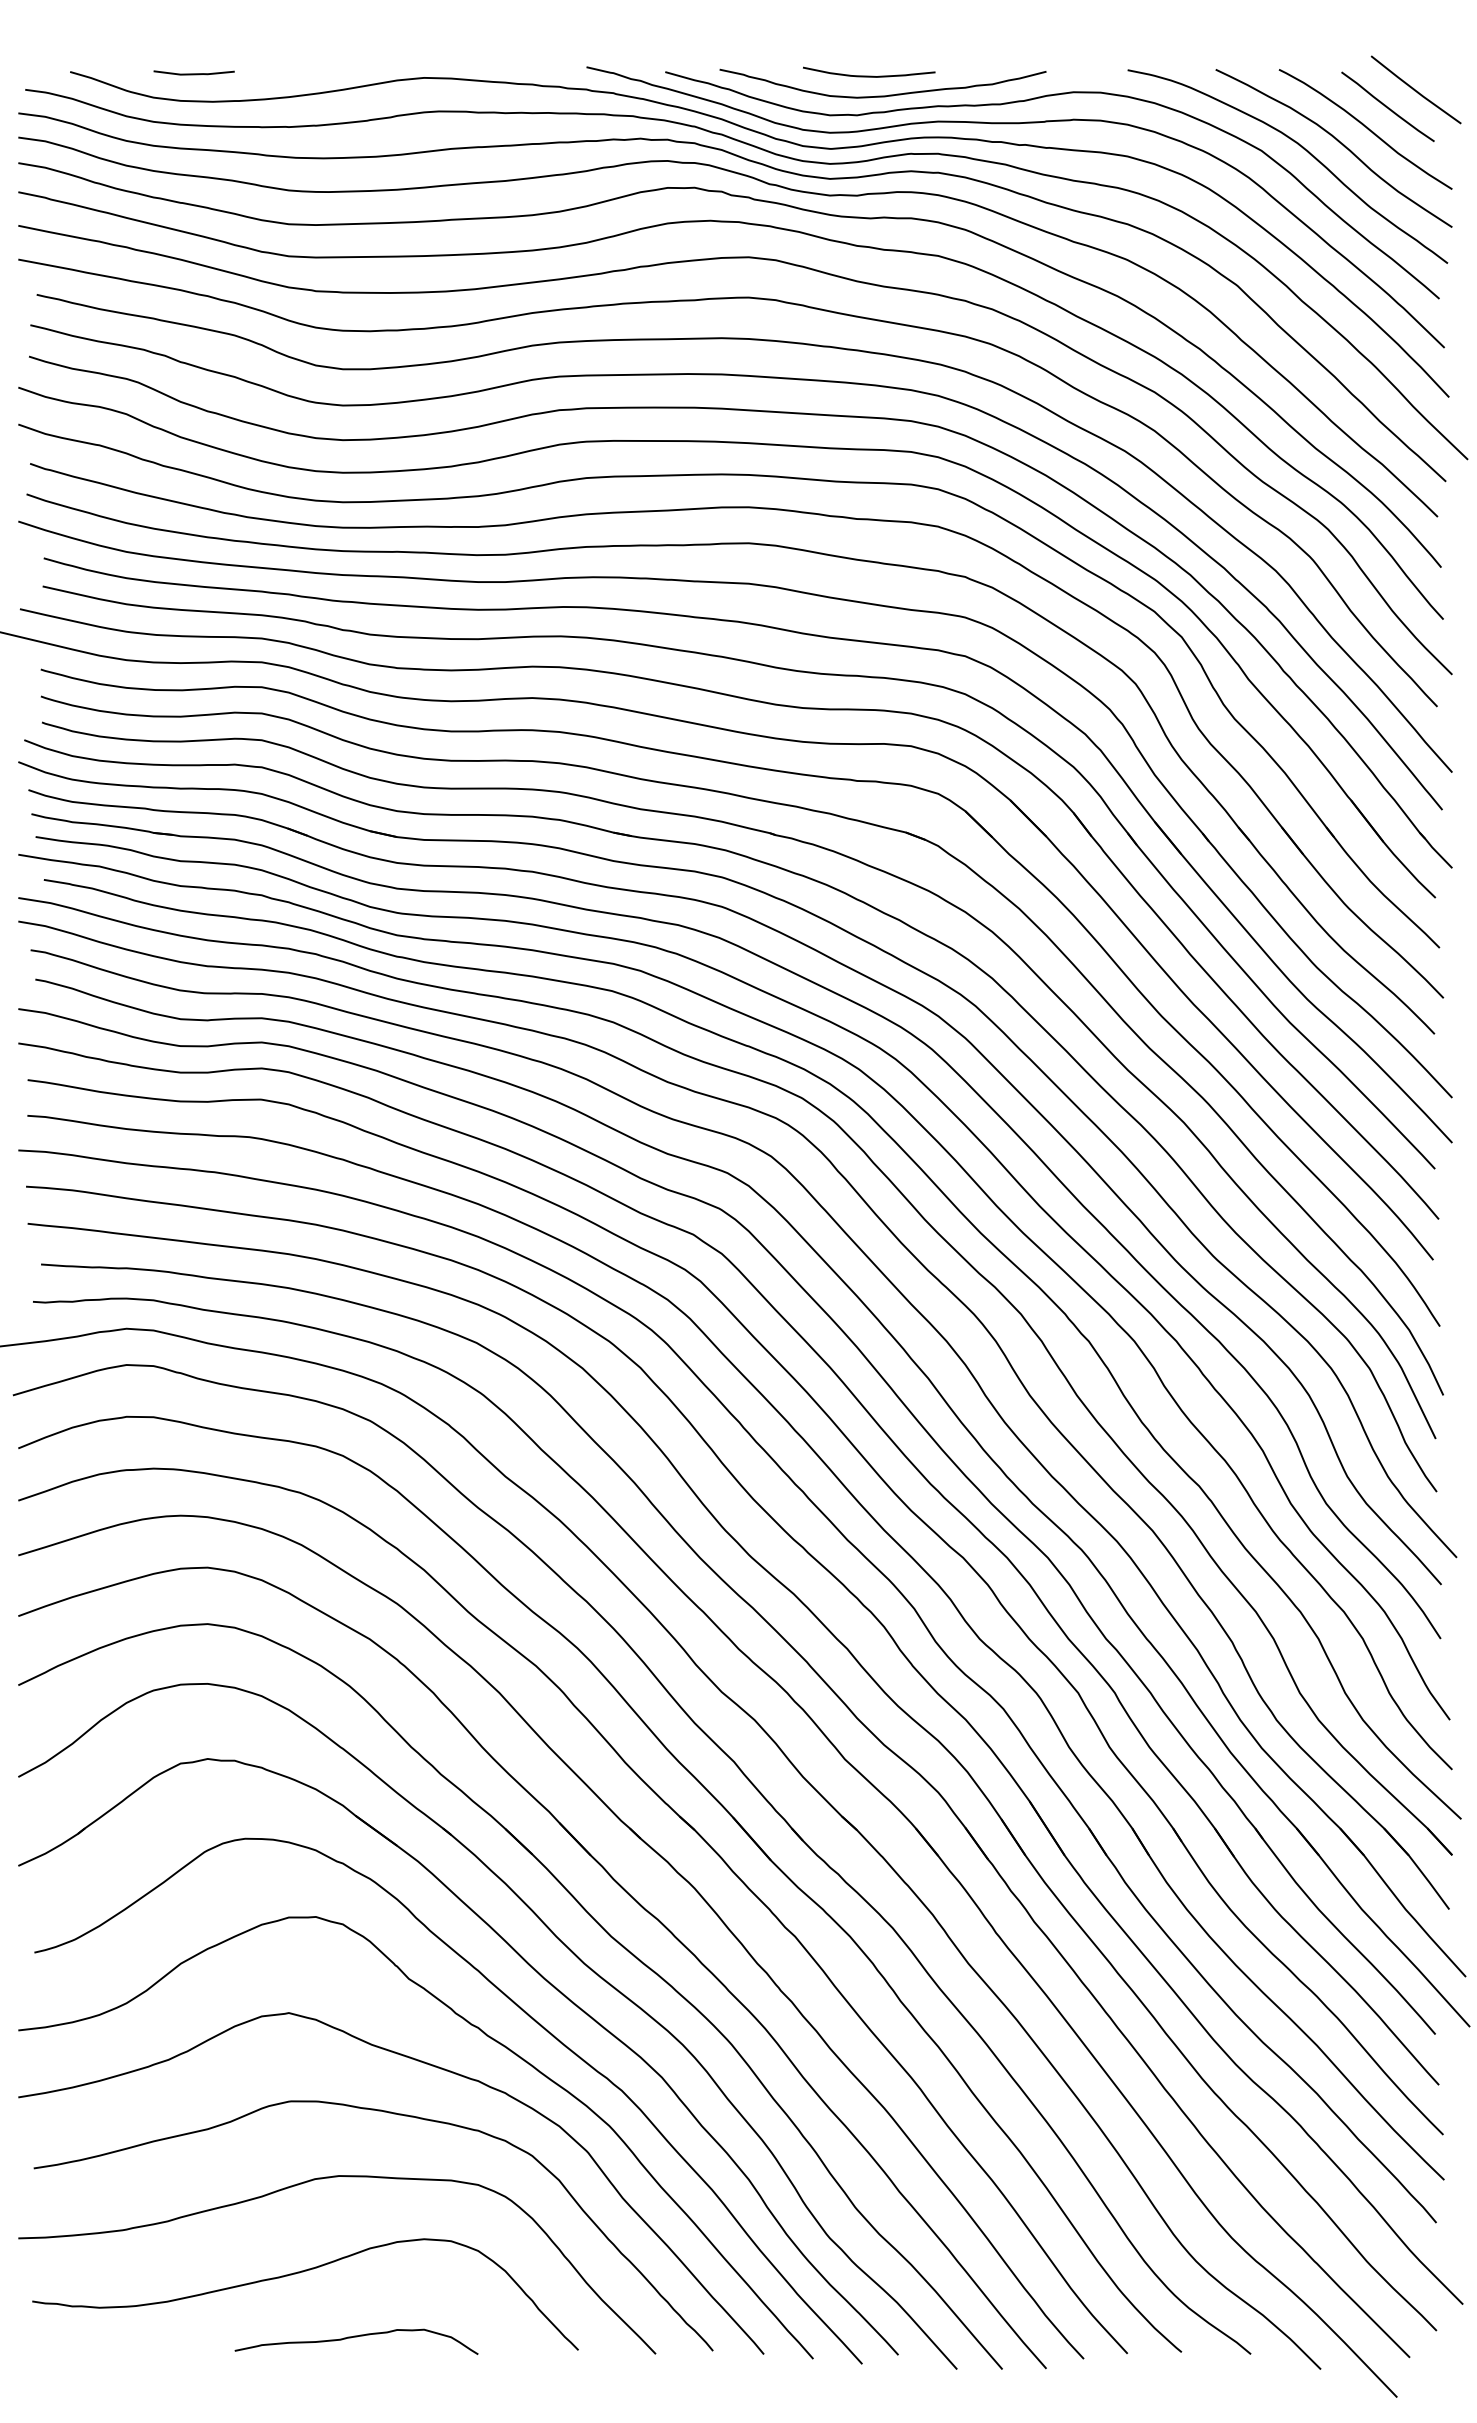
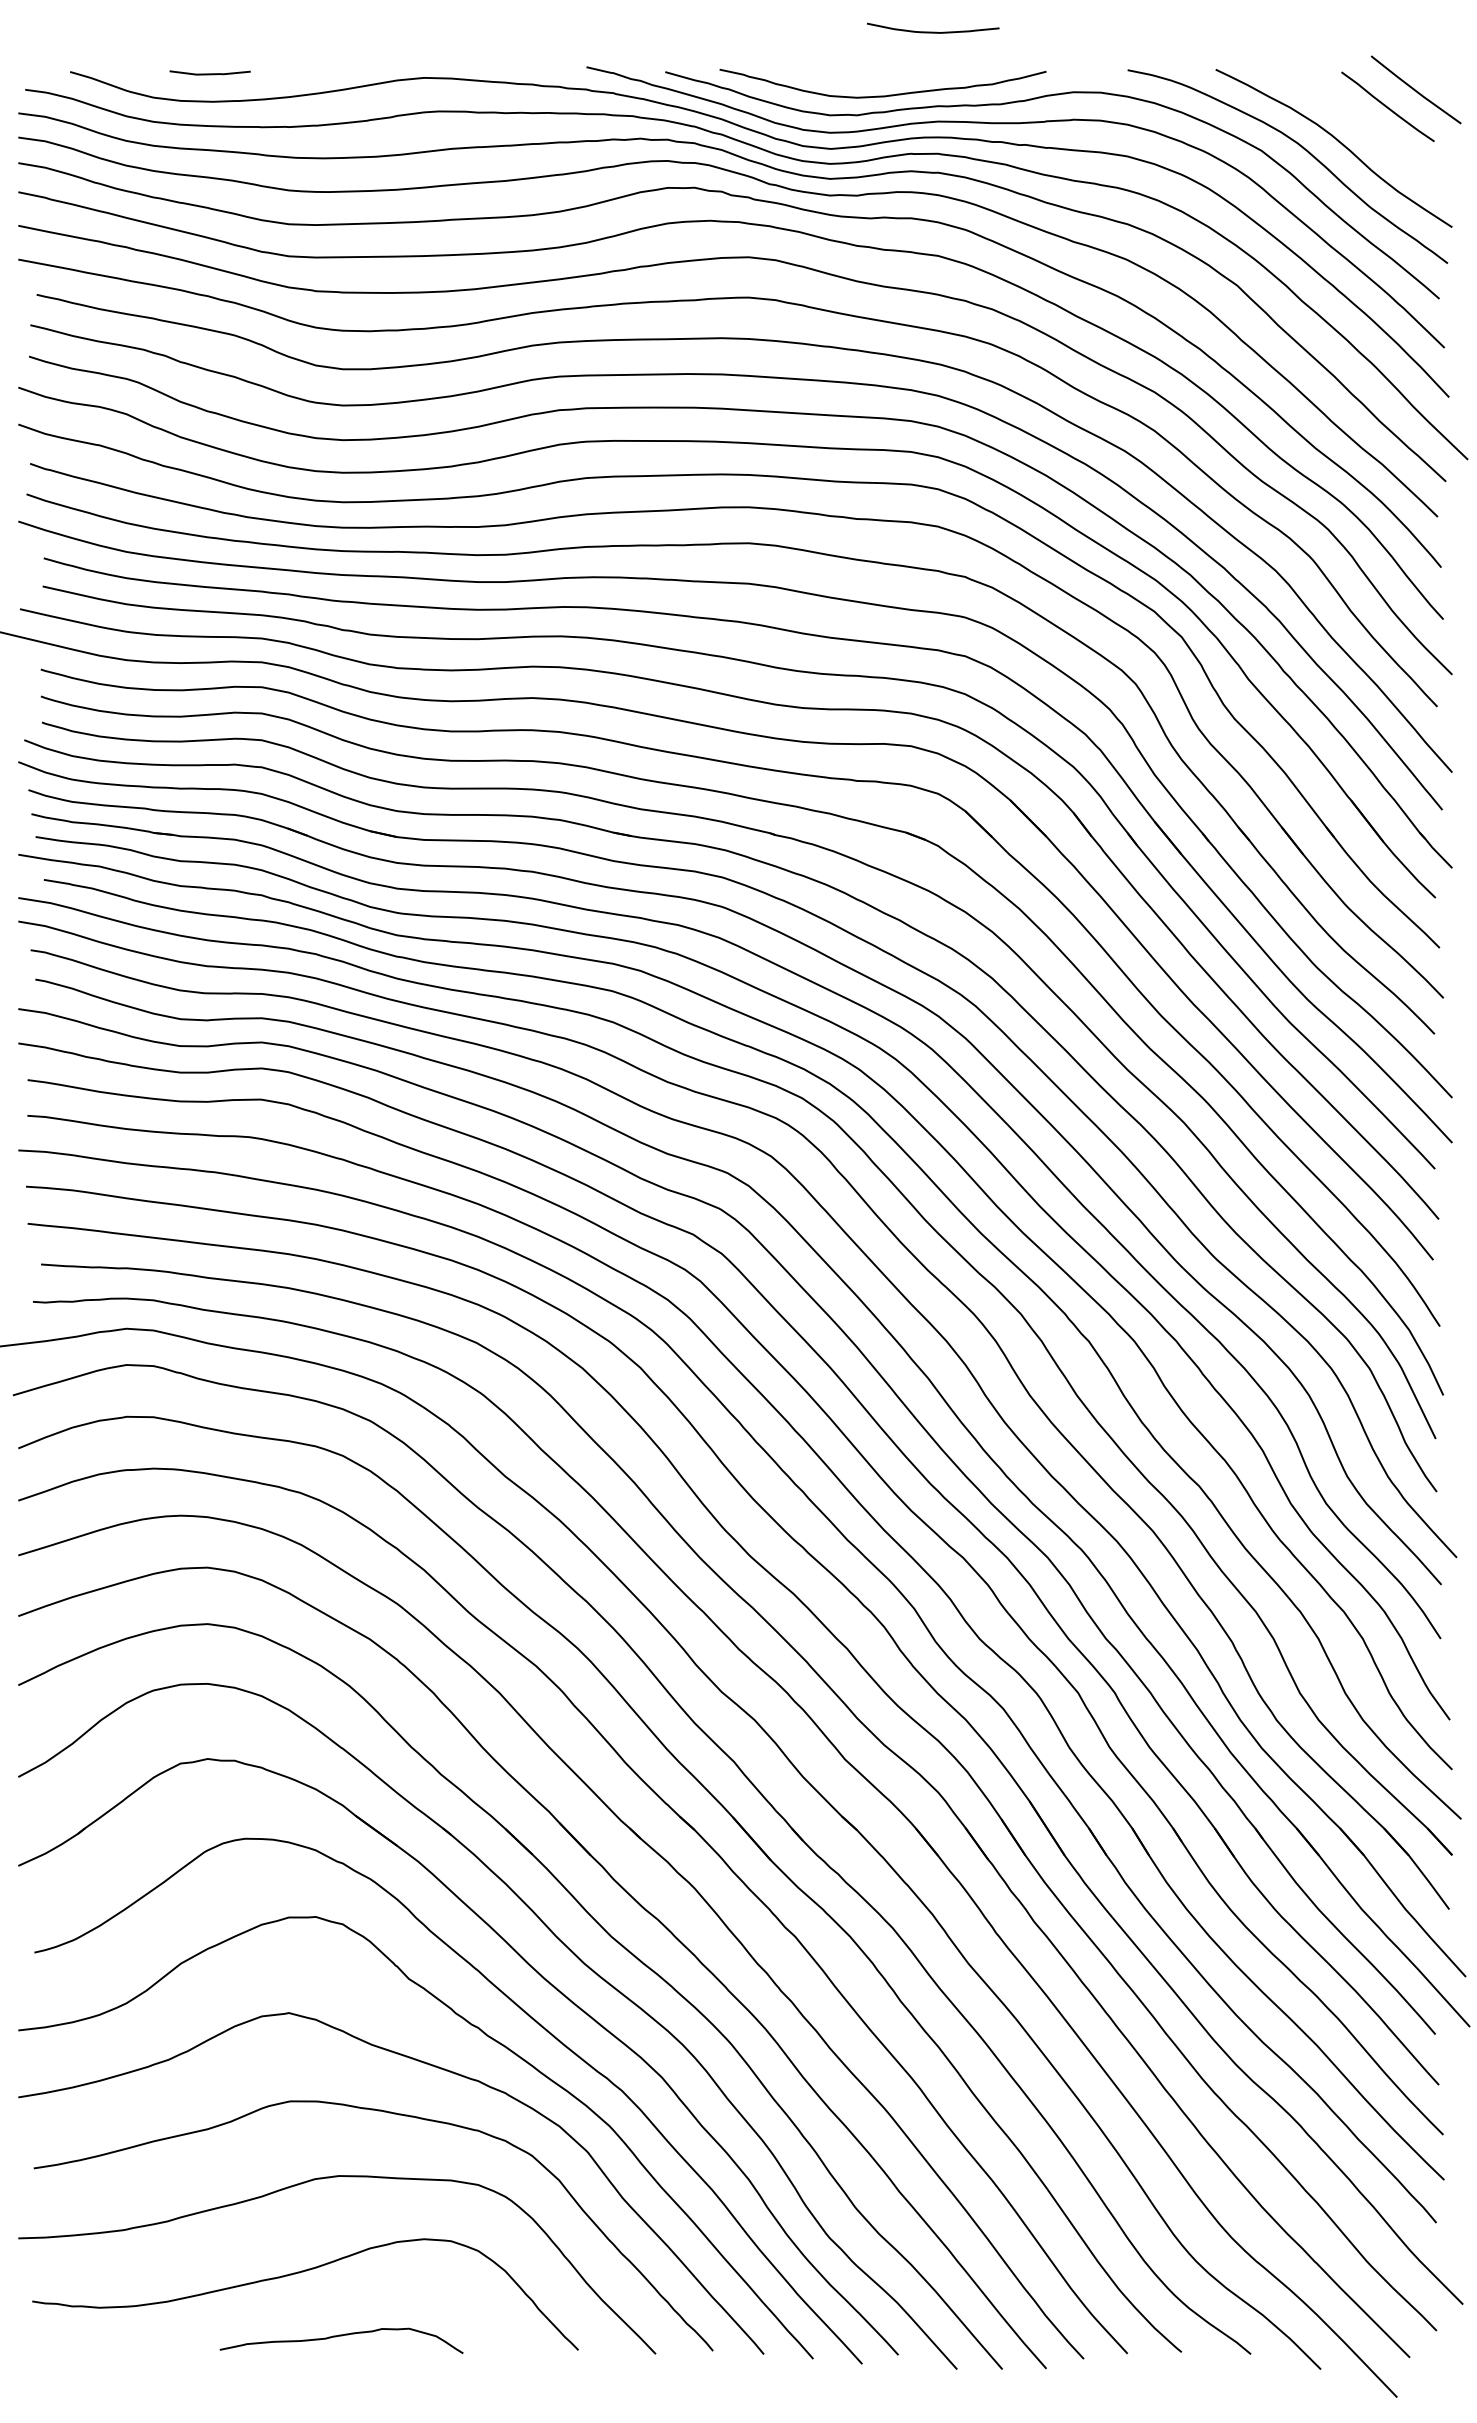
line position: (193, 73) -> (209, 73) (209, 73)
curve position: (869, 75) -> (933, 31) (933, 31)
curve: present -> none (1366, 128)
curve position: (356, 2337) -> (341, 2336) (341, 2336)
